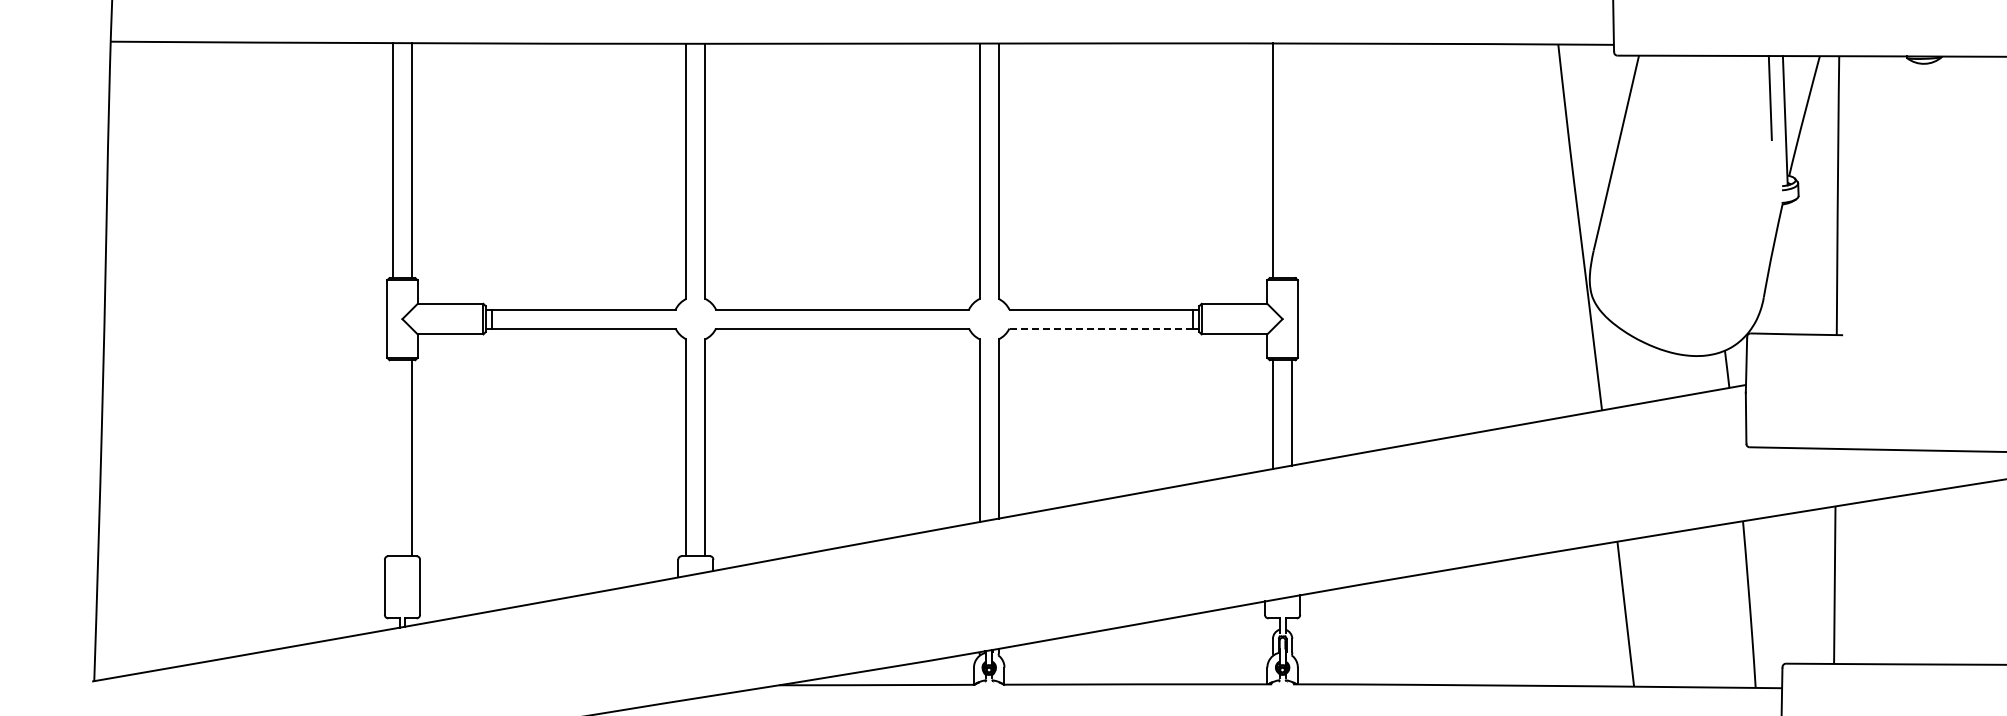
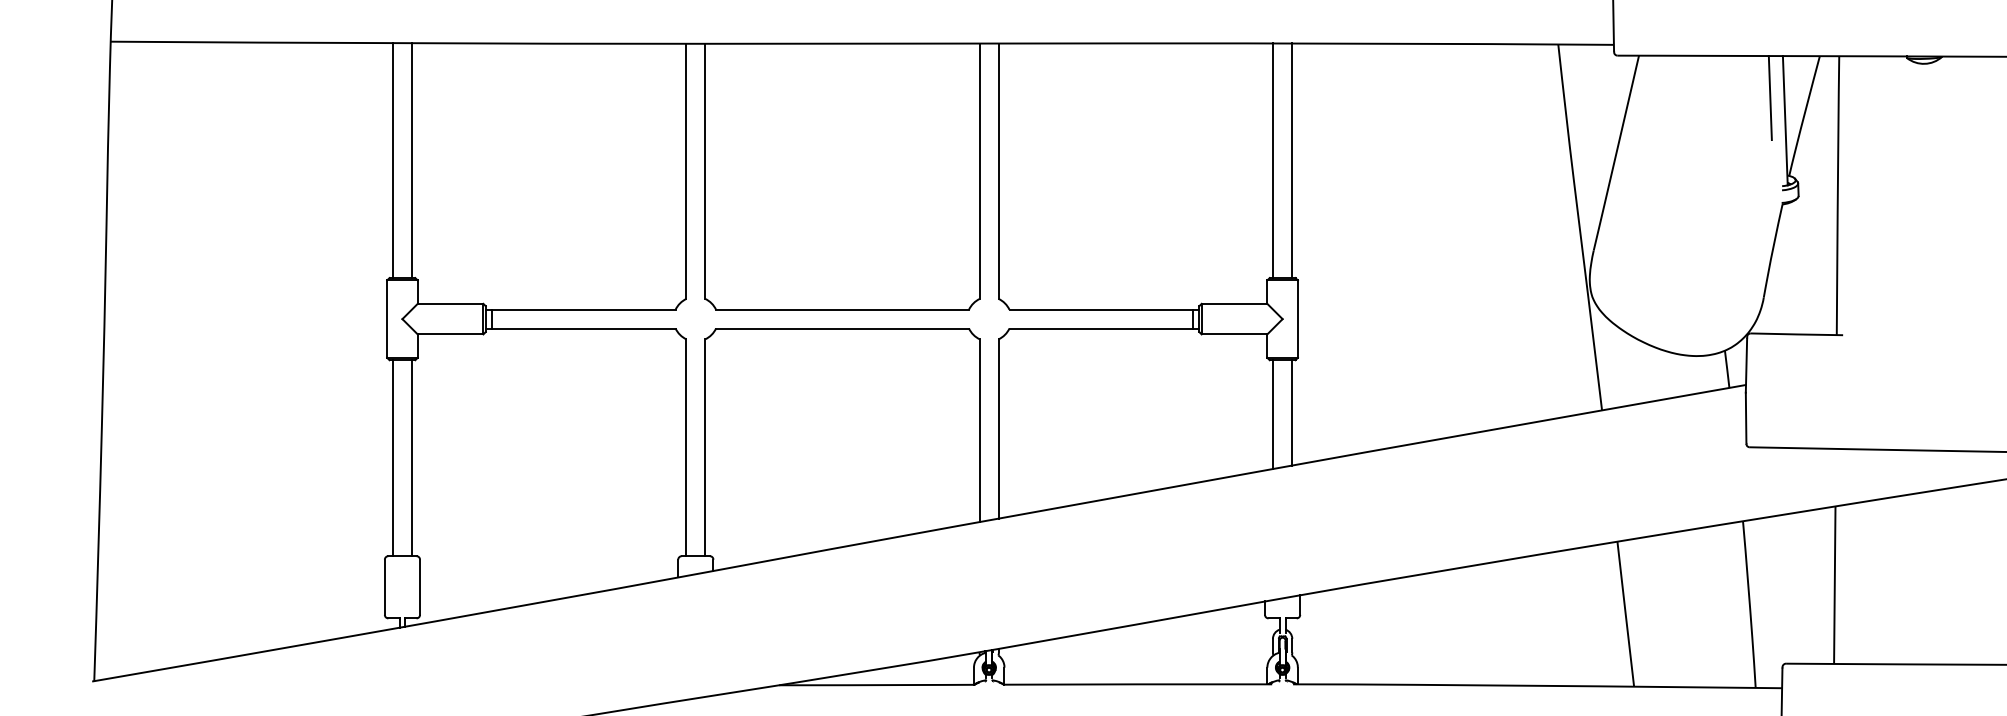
line: none -> present (1292, 160)
line: dashed -> solid (1101, 328)
line: none -> present (393, 458)
